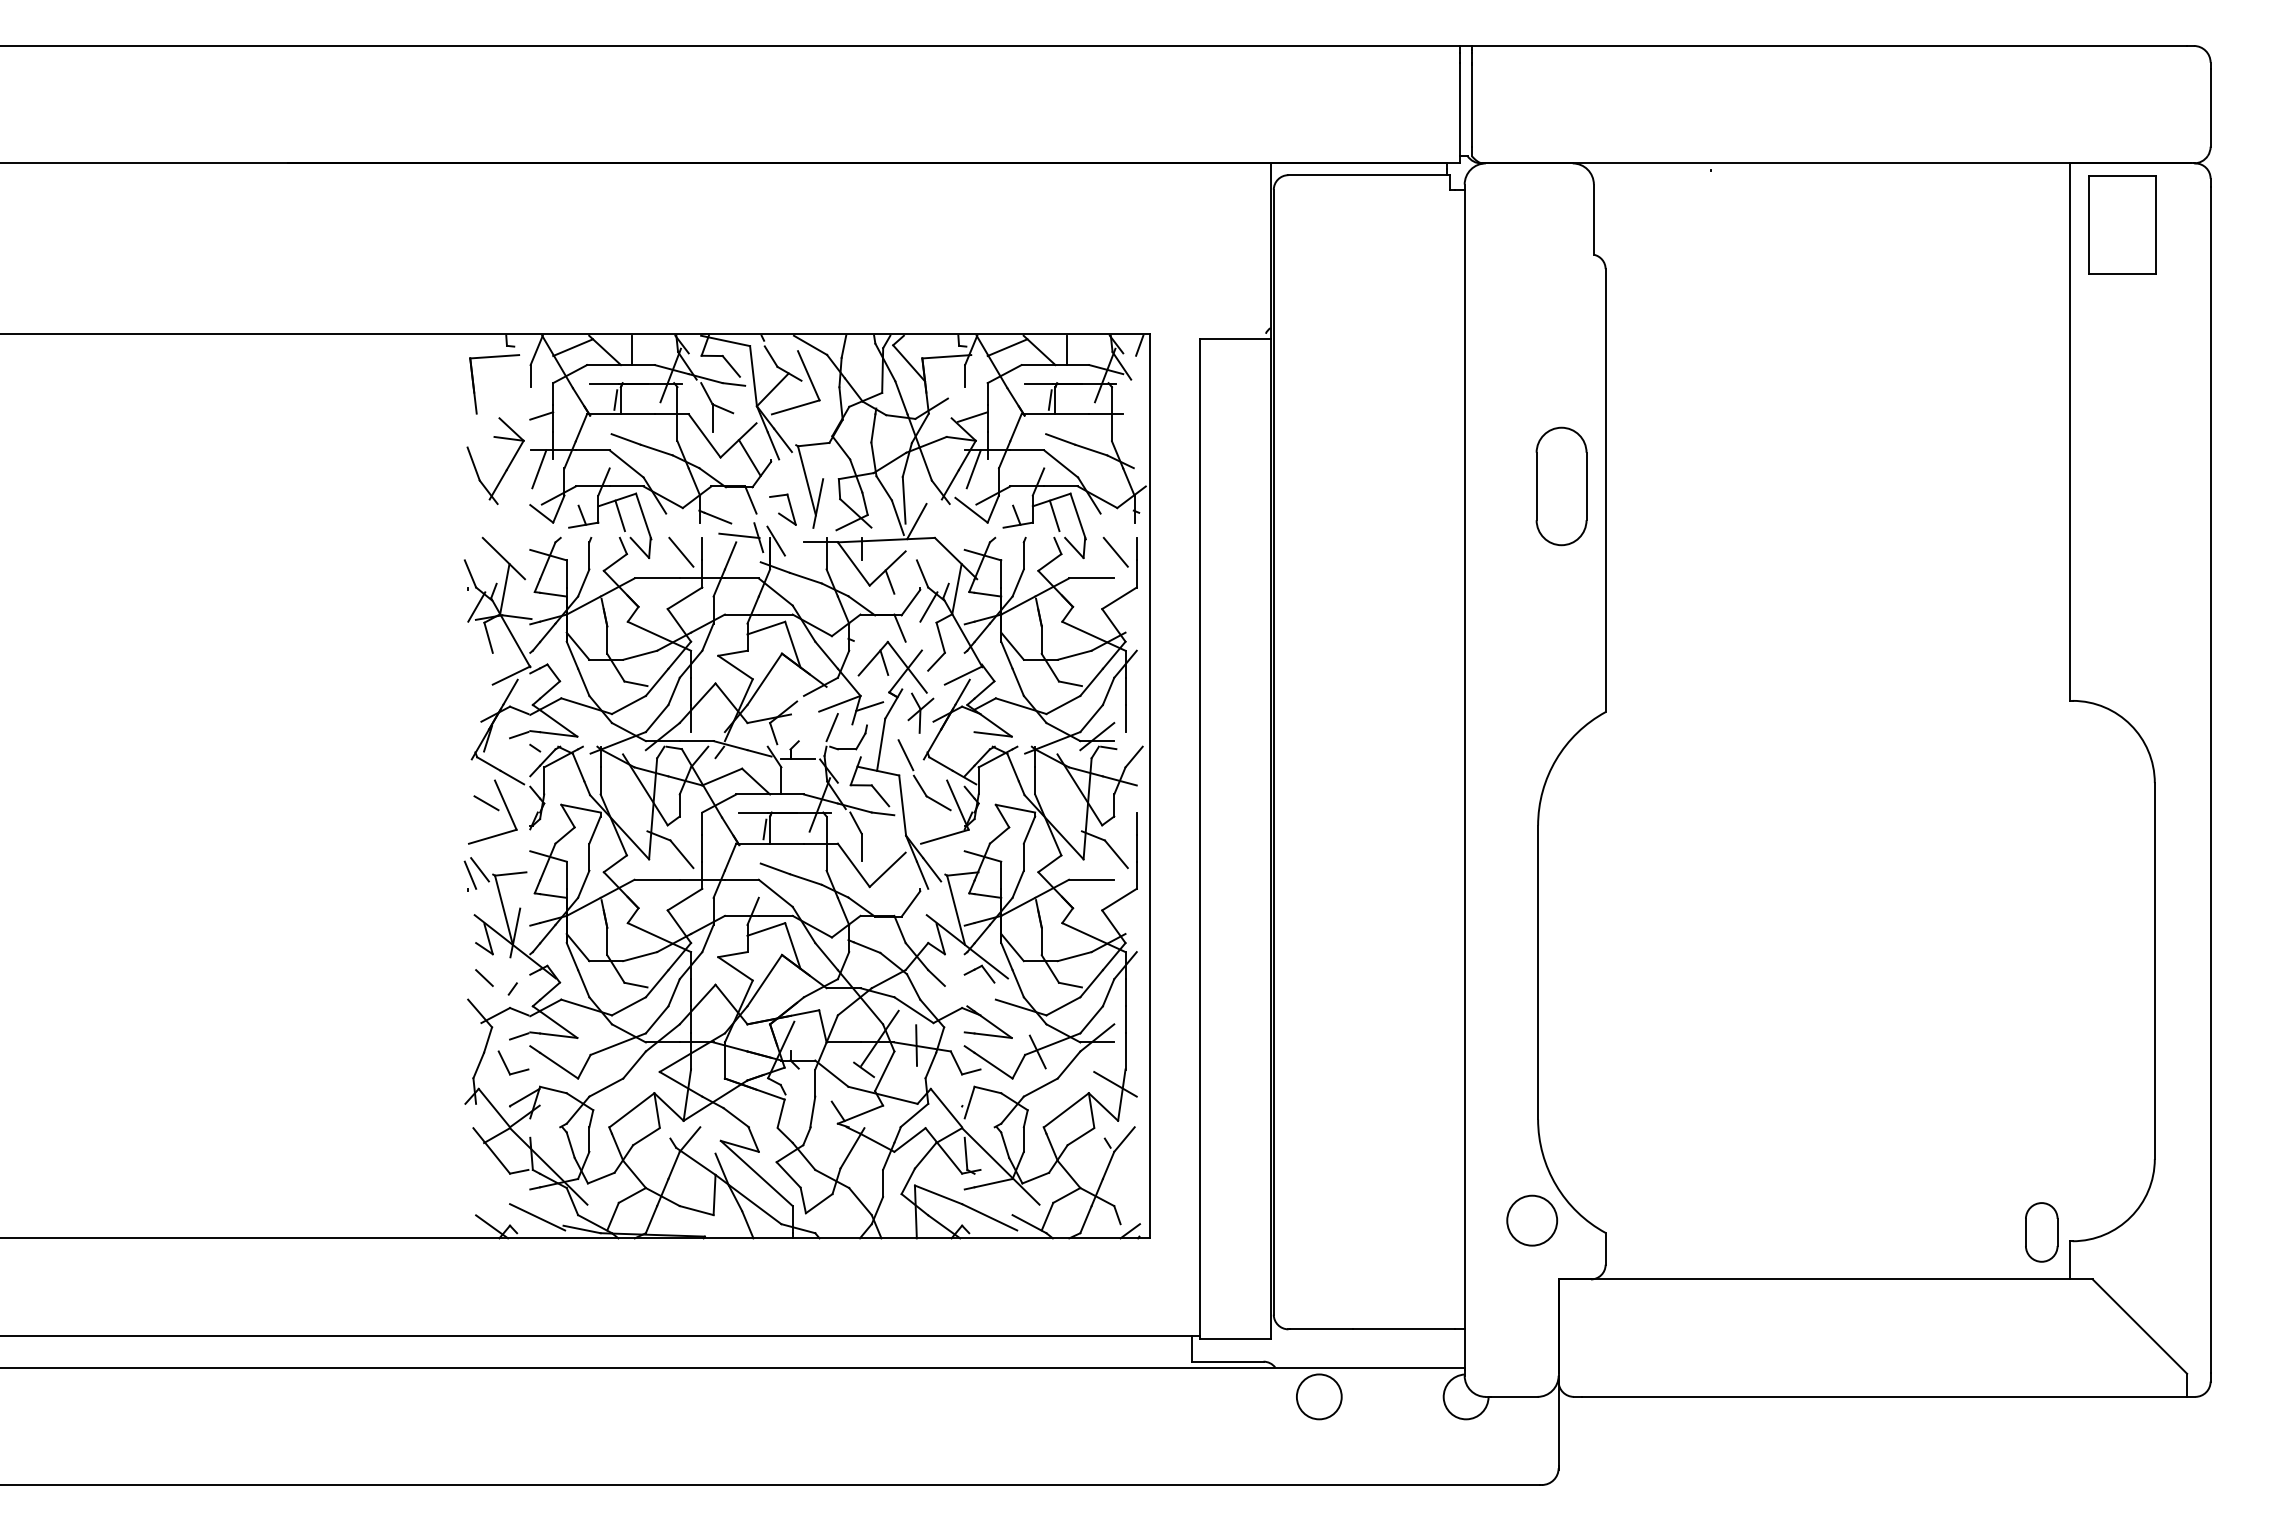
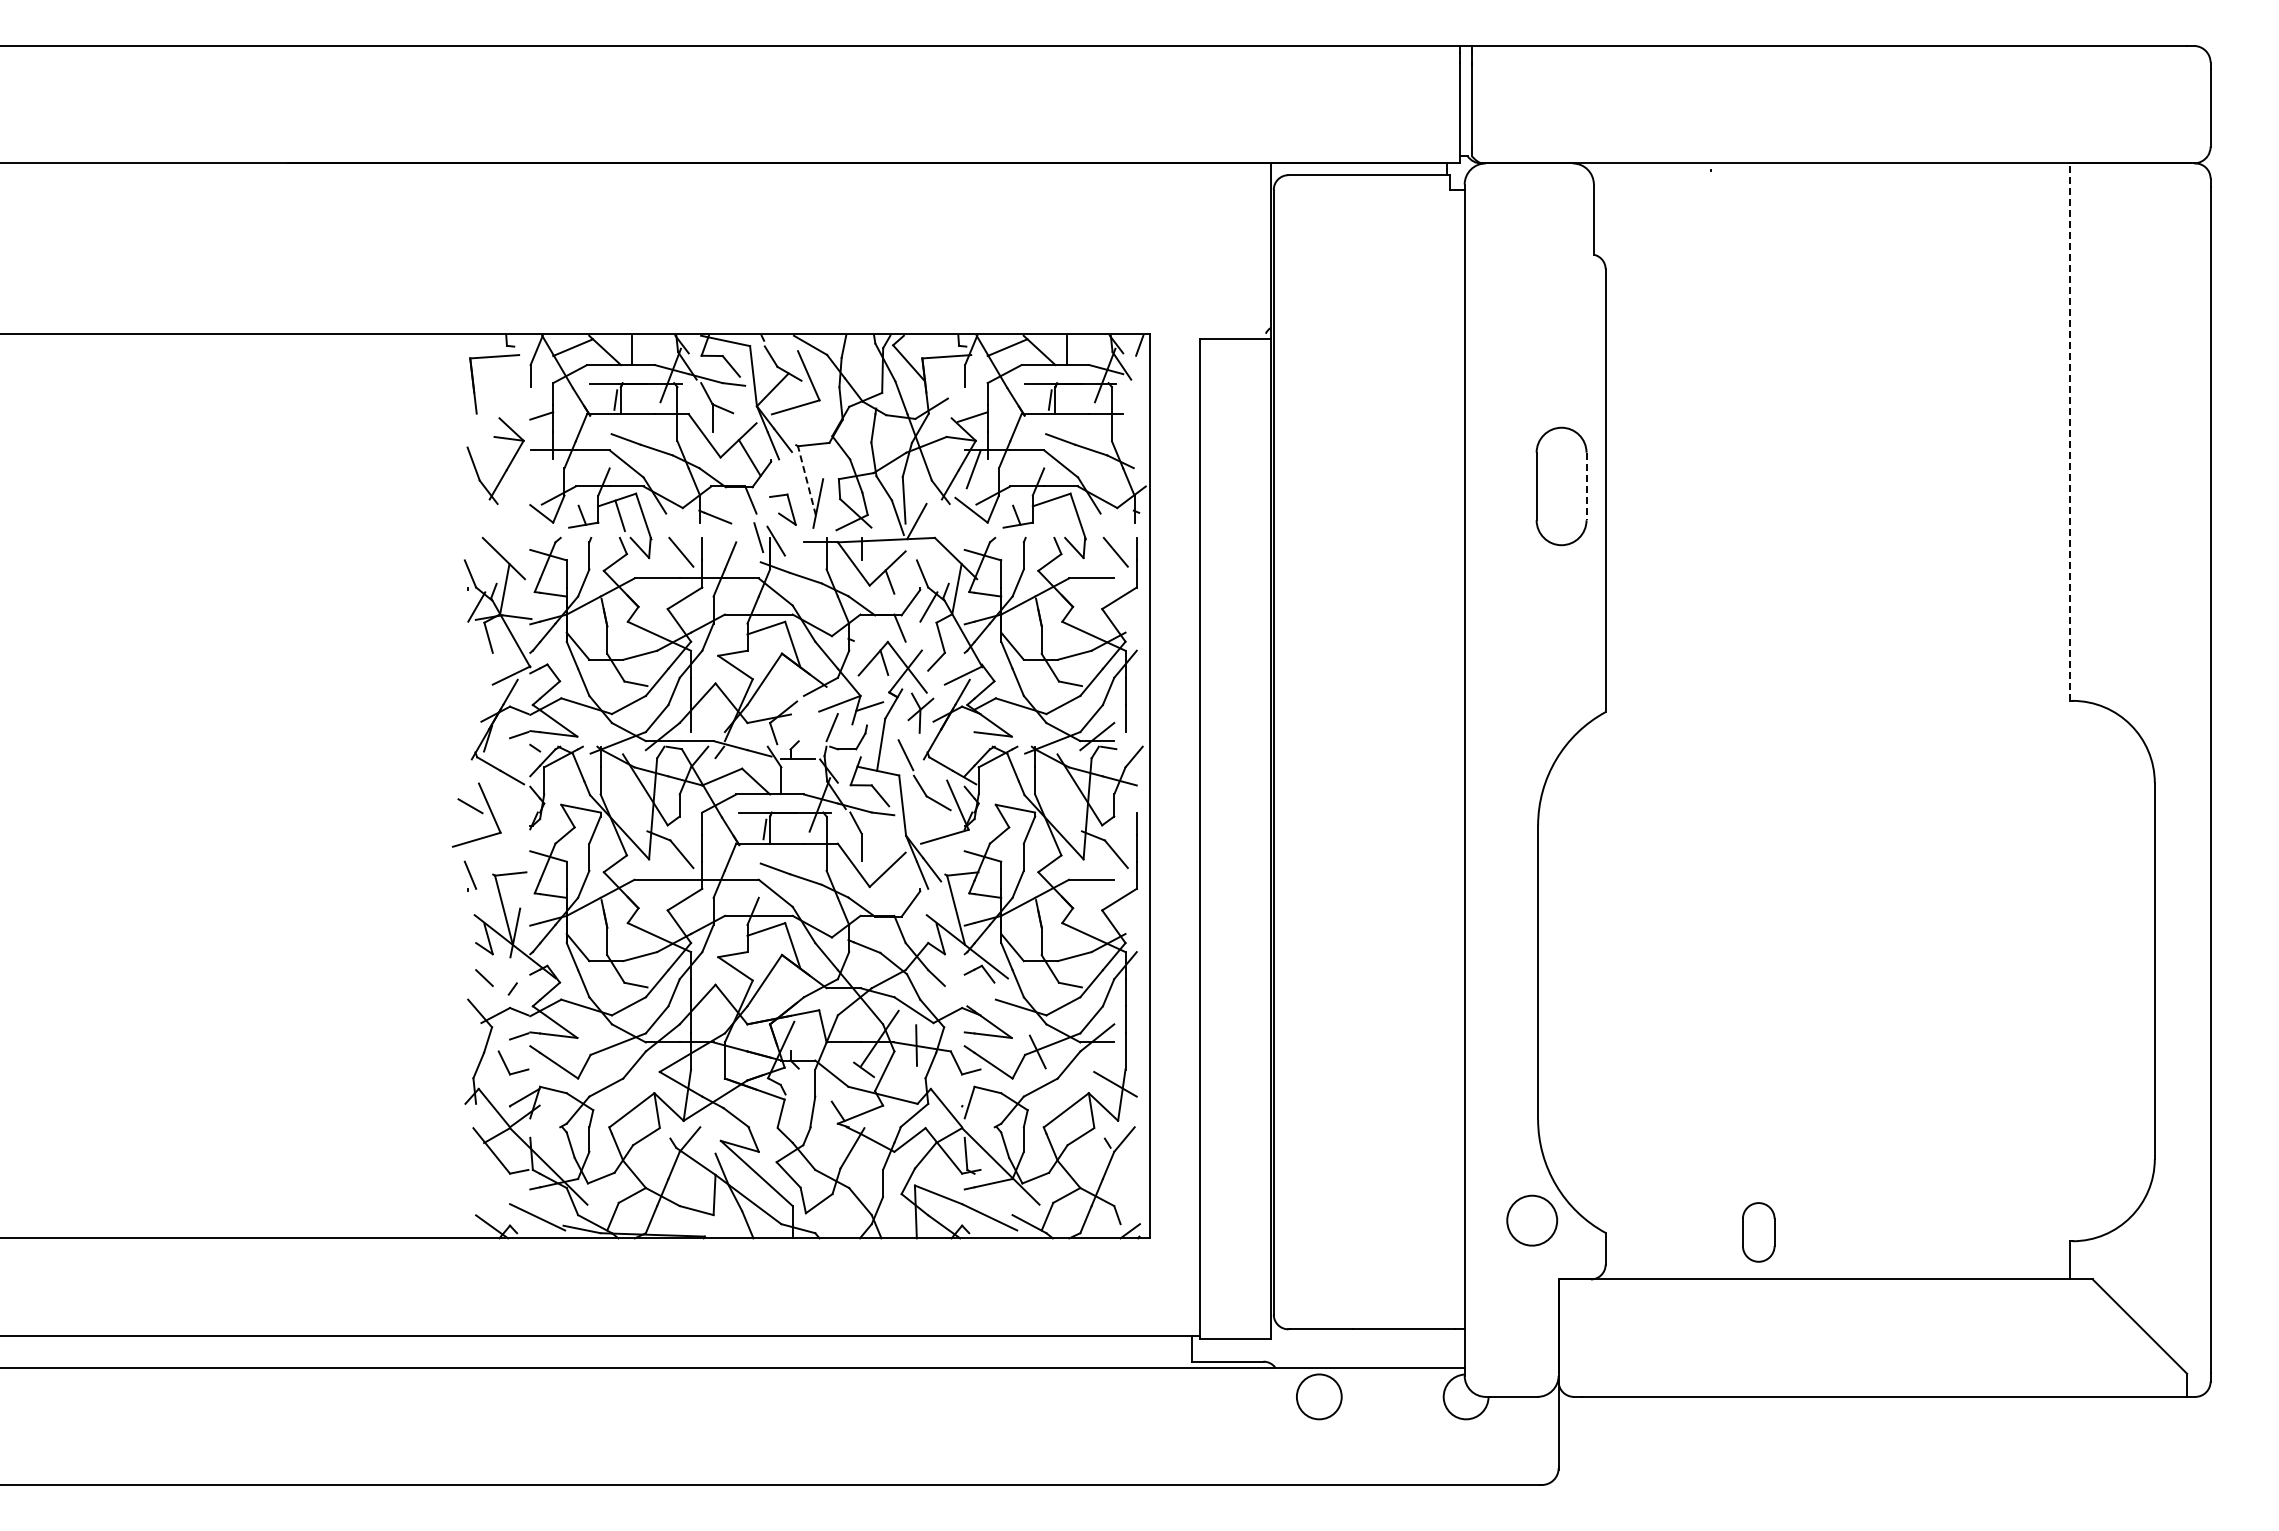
part: present -> none (2122, 224)
line: solid -> dashed (2069, 432)
line: present -> none (539, 469)
line: solid -> dashed (806, 480)
line: solid -> dashed (1586, 486)
line: present -> none (1054, 515)
line: present -> none (739, 535)
part position: (492, 811) -> (476, 814) (476, 814)
line: present -> none (479, 869)
part position: (2041, 1232) -> (1758, 1232) (1758, 1232)
